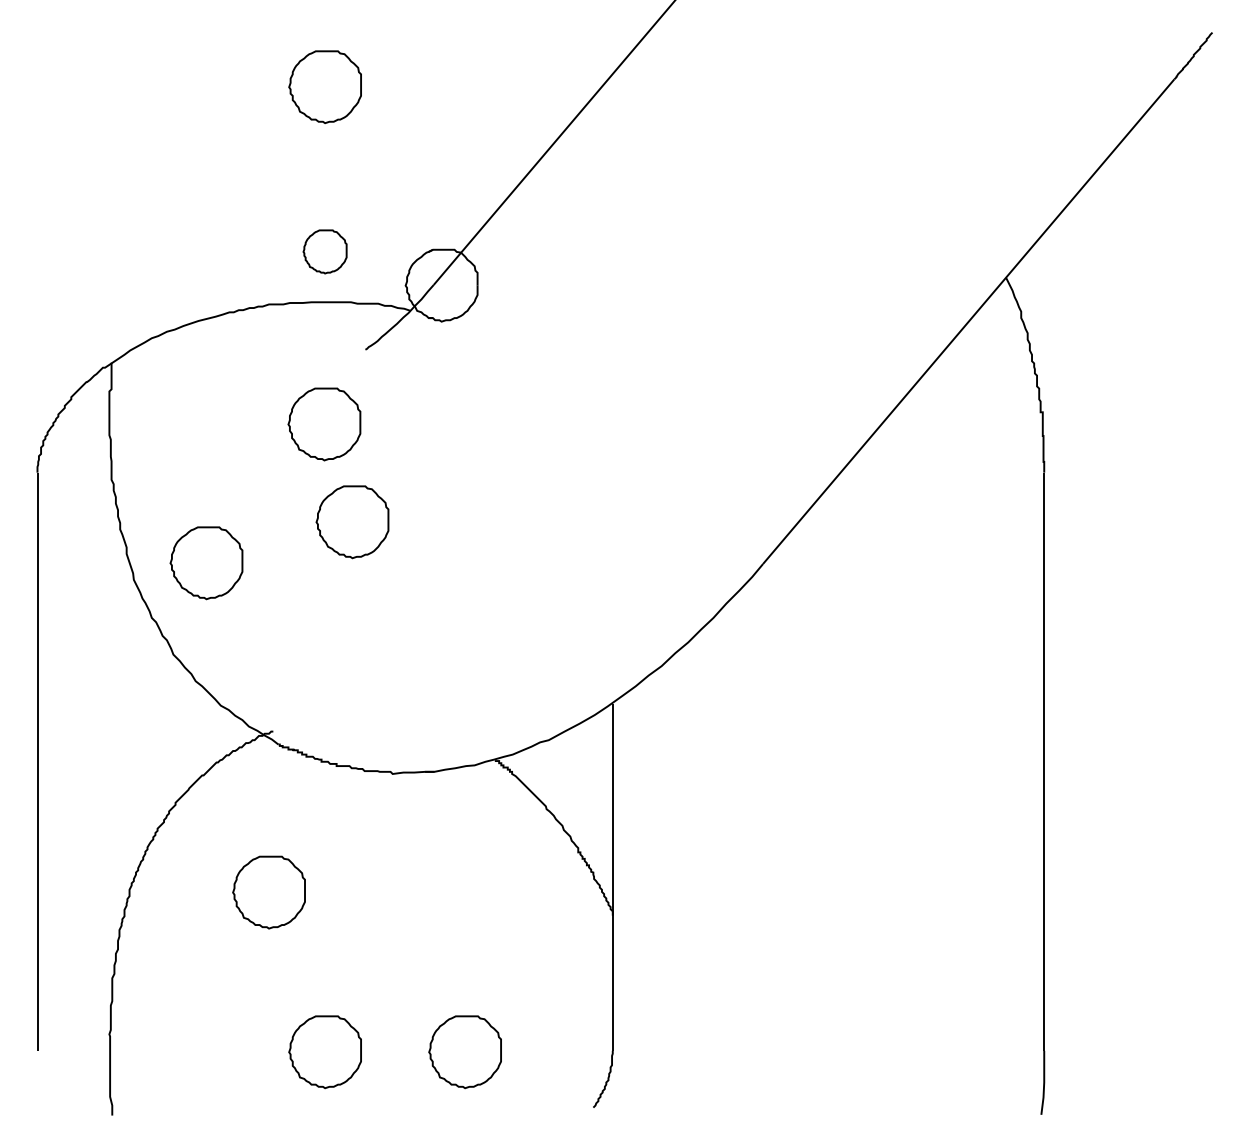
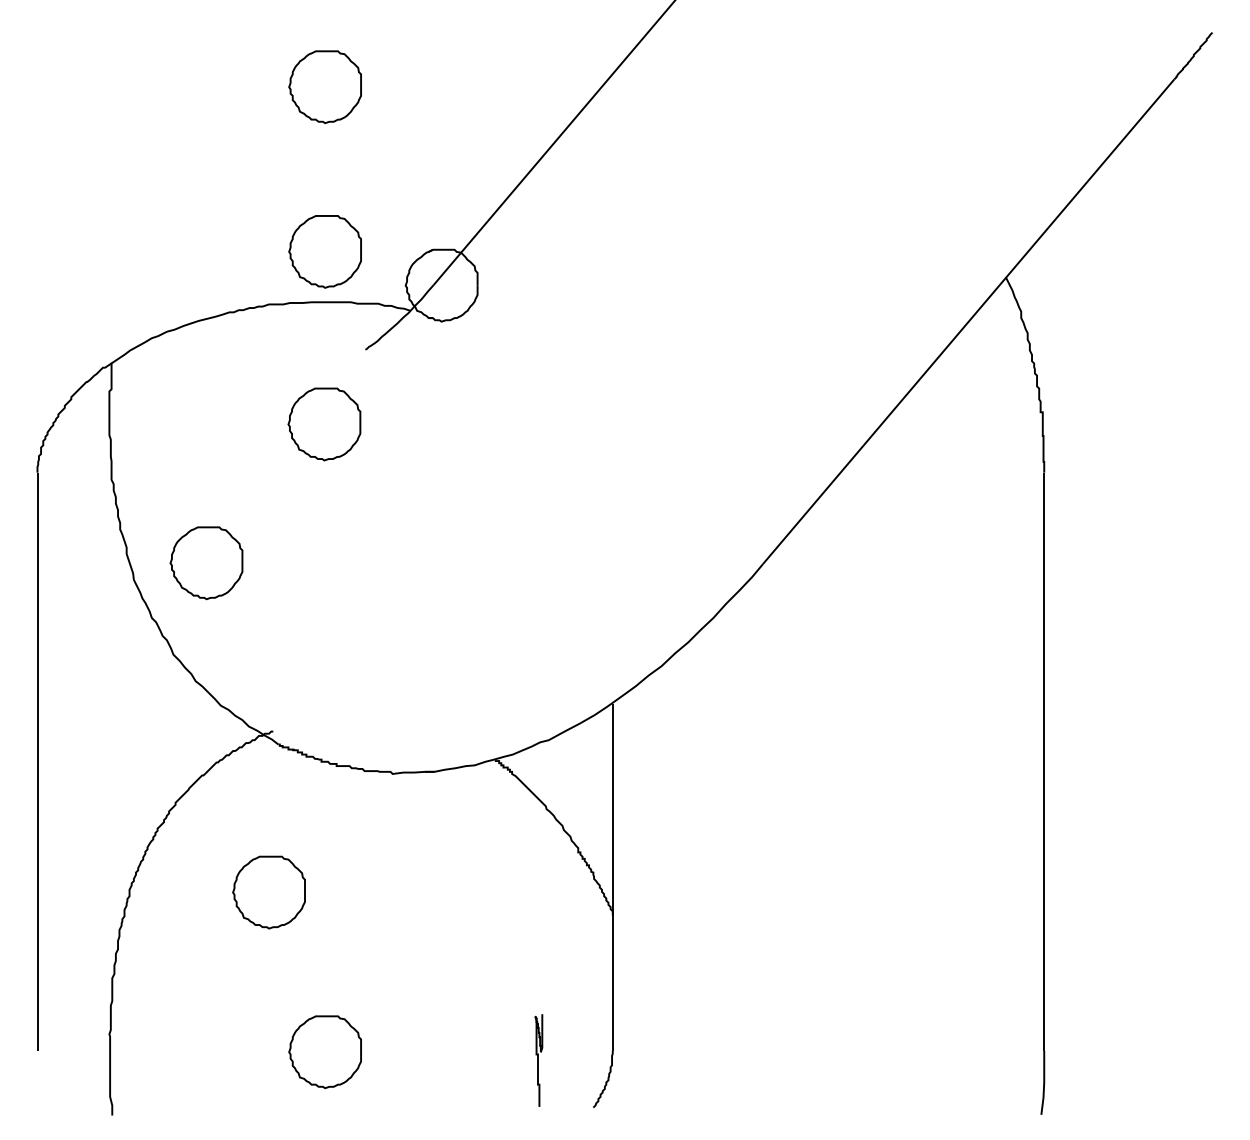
part size: 46x46 px -> 74x74 px (324, 251)
part: present -> none (352, 522)
part: present -> none (464, 1052)
part: none -> present (538, 1060)
